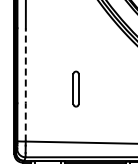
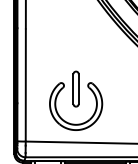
line: dashed -> solid (25, 84)
part: none -> present (76, 123)
